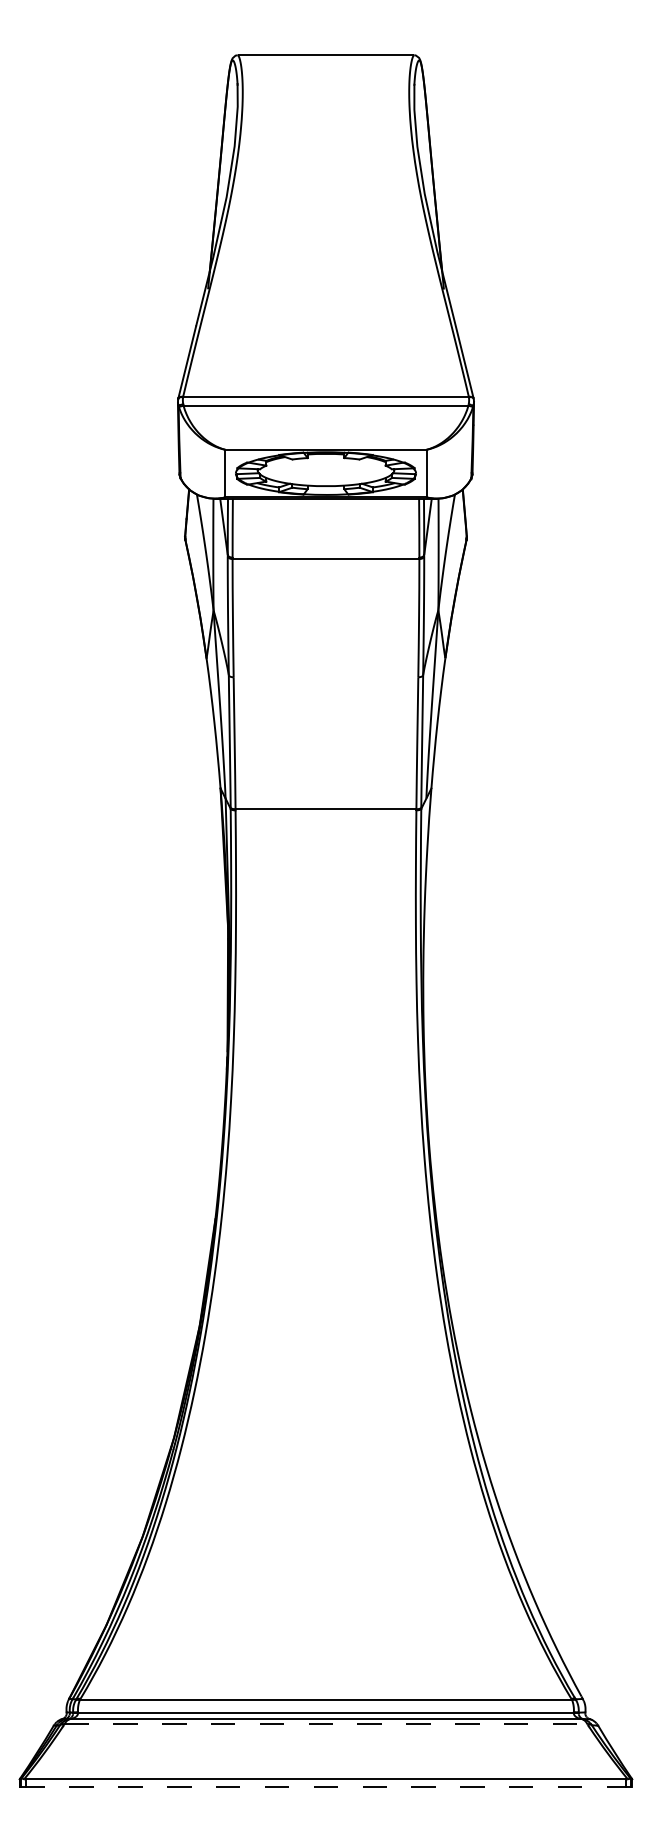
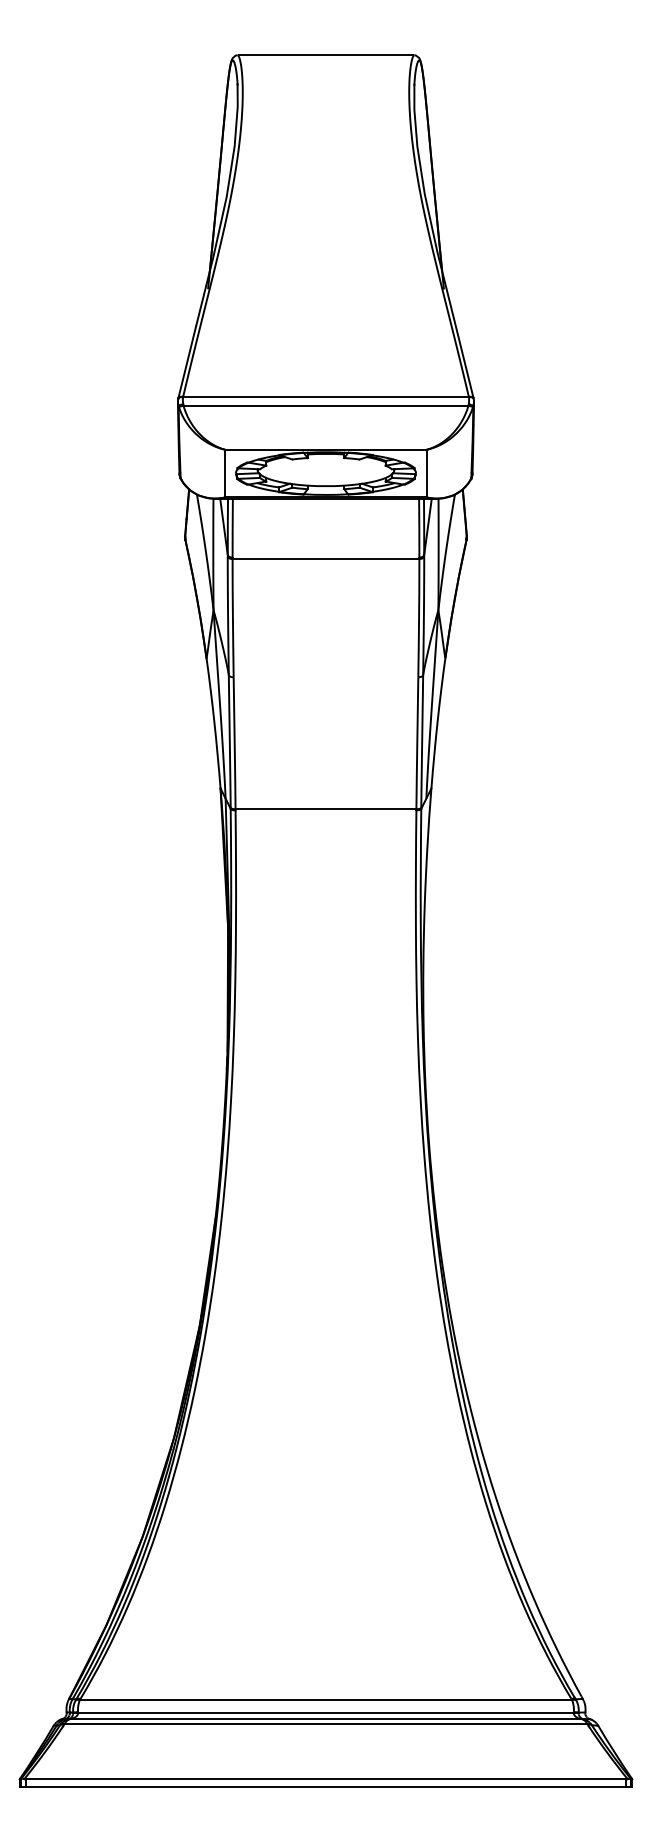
line: dashed -> solid (325, 1724)
line: dashed -> solid (326, 1786)
